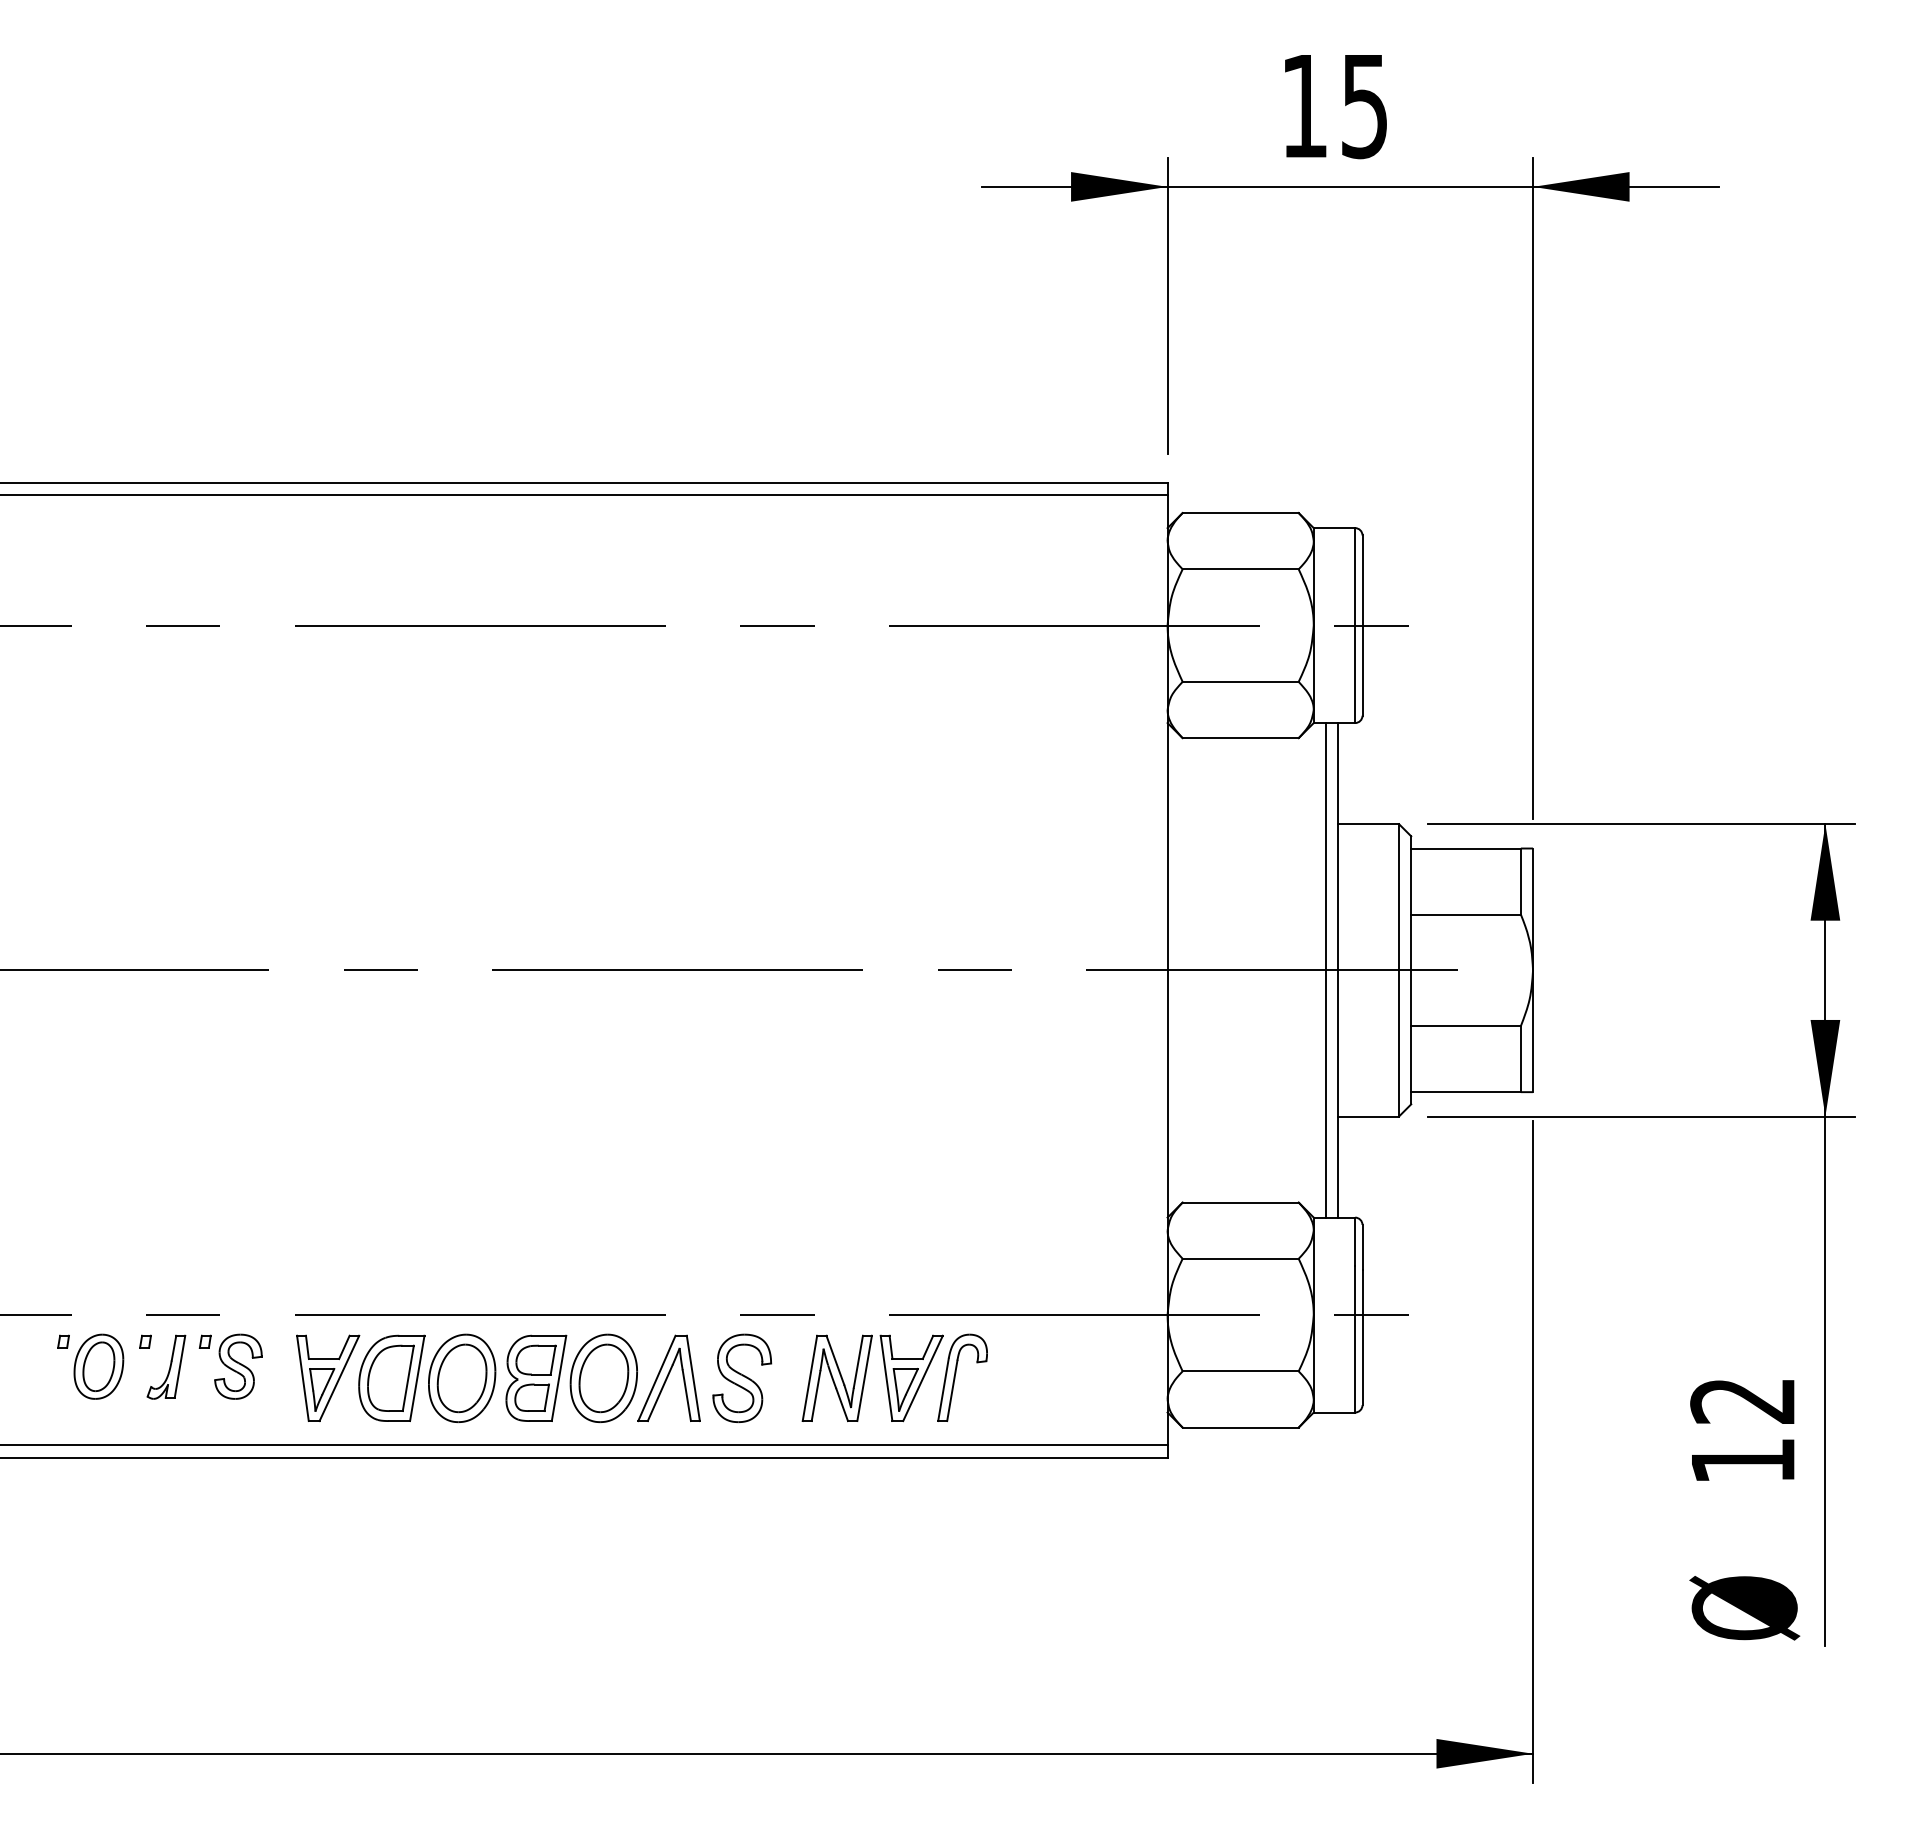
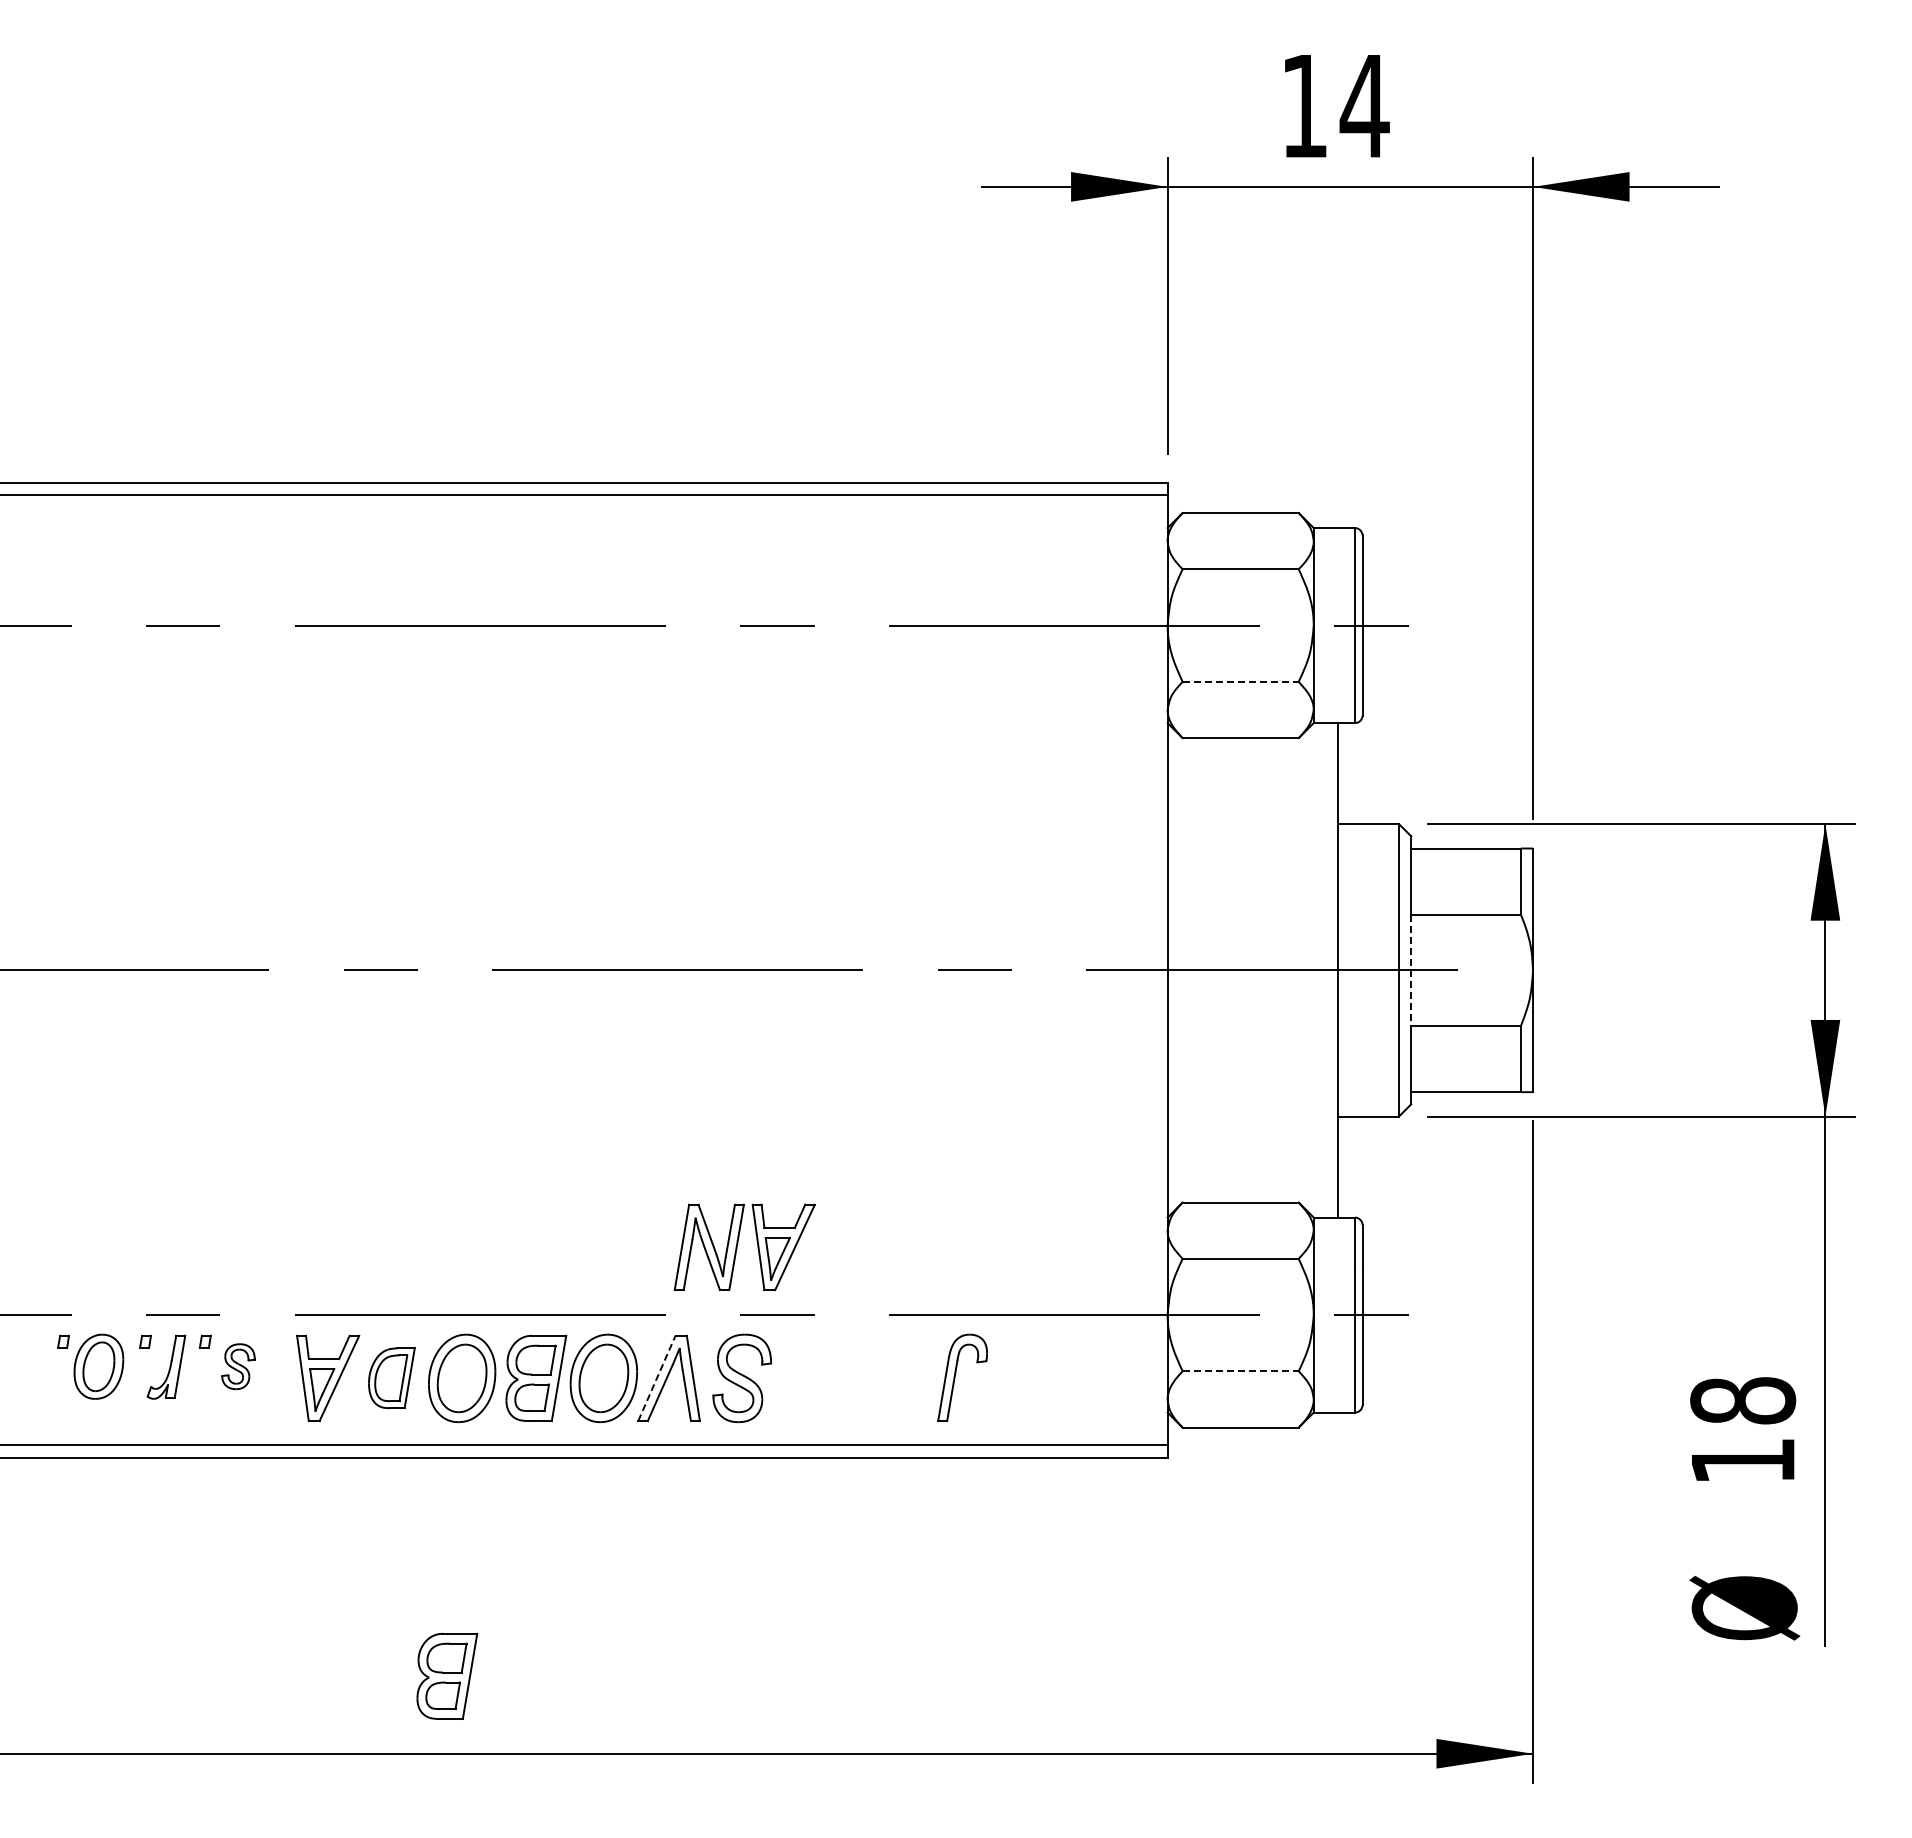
text: 15 -> 14 (1364, 107)
line: solid -> dashed (1241, 681)
line: present -> none (1325, 970)
line: solid -> dashed (1411, 970)
part size: 49x67 px -> 35x48 px (238, 1366)
line: solid -> dashed (1241, 1371)
part size: 68x88 px -> 48x62 px (391, 1377)
line: solid -> dashed (656, 1378)
part position: (865, 1378) -> (737, 1247) (737, 1247)
text: 12 -> 18 (1743, 1400)
part: none -> present (447, 1675)
